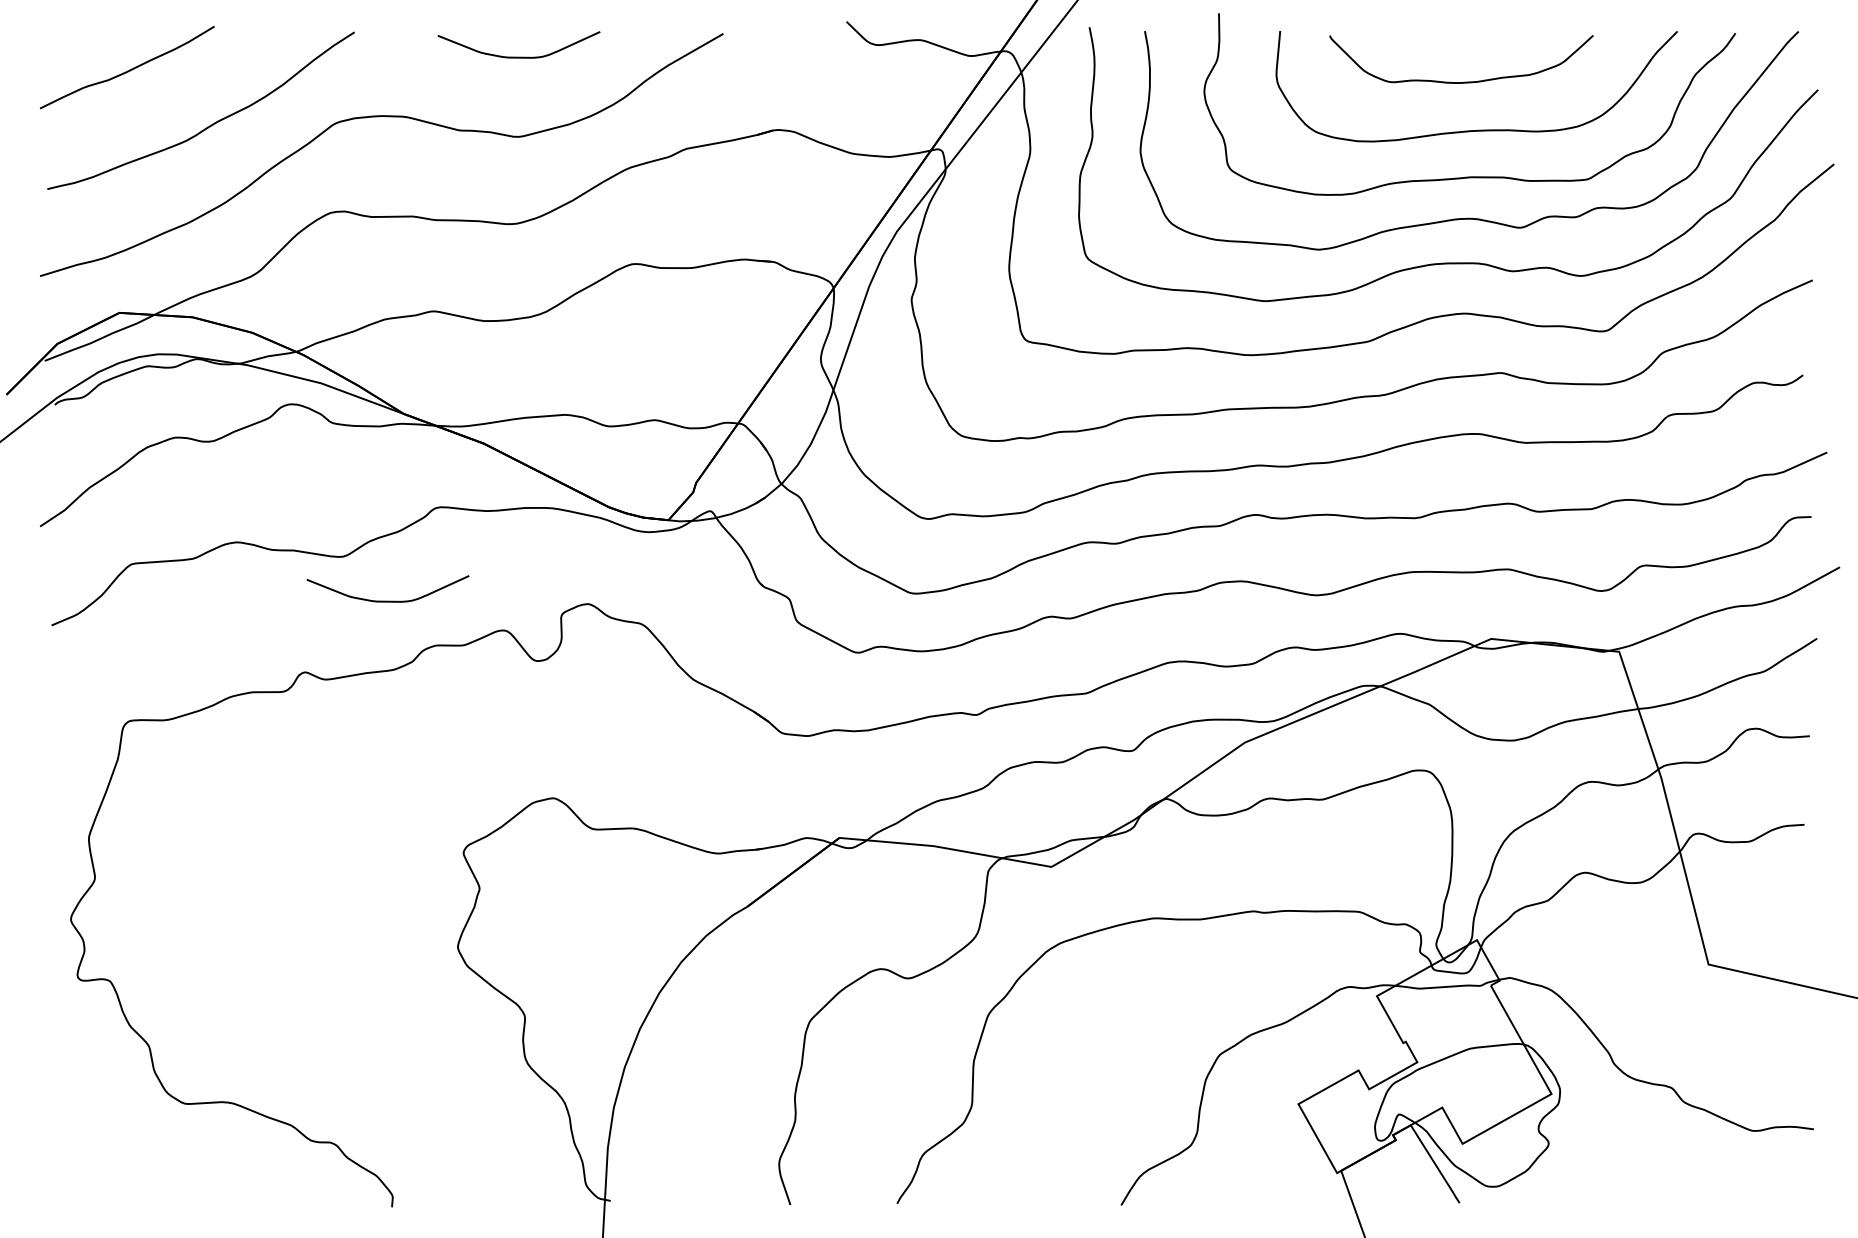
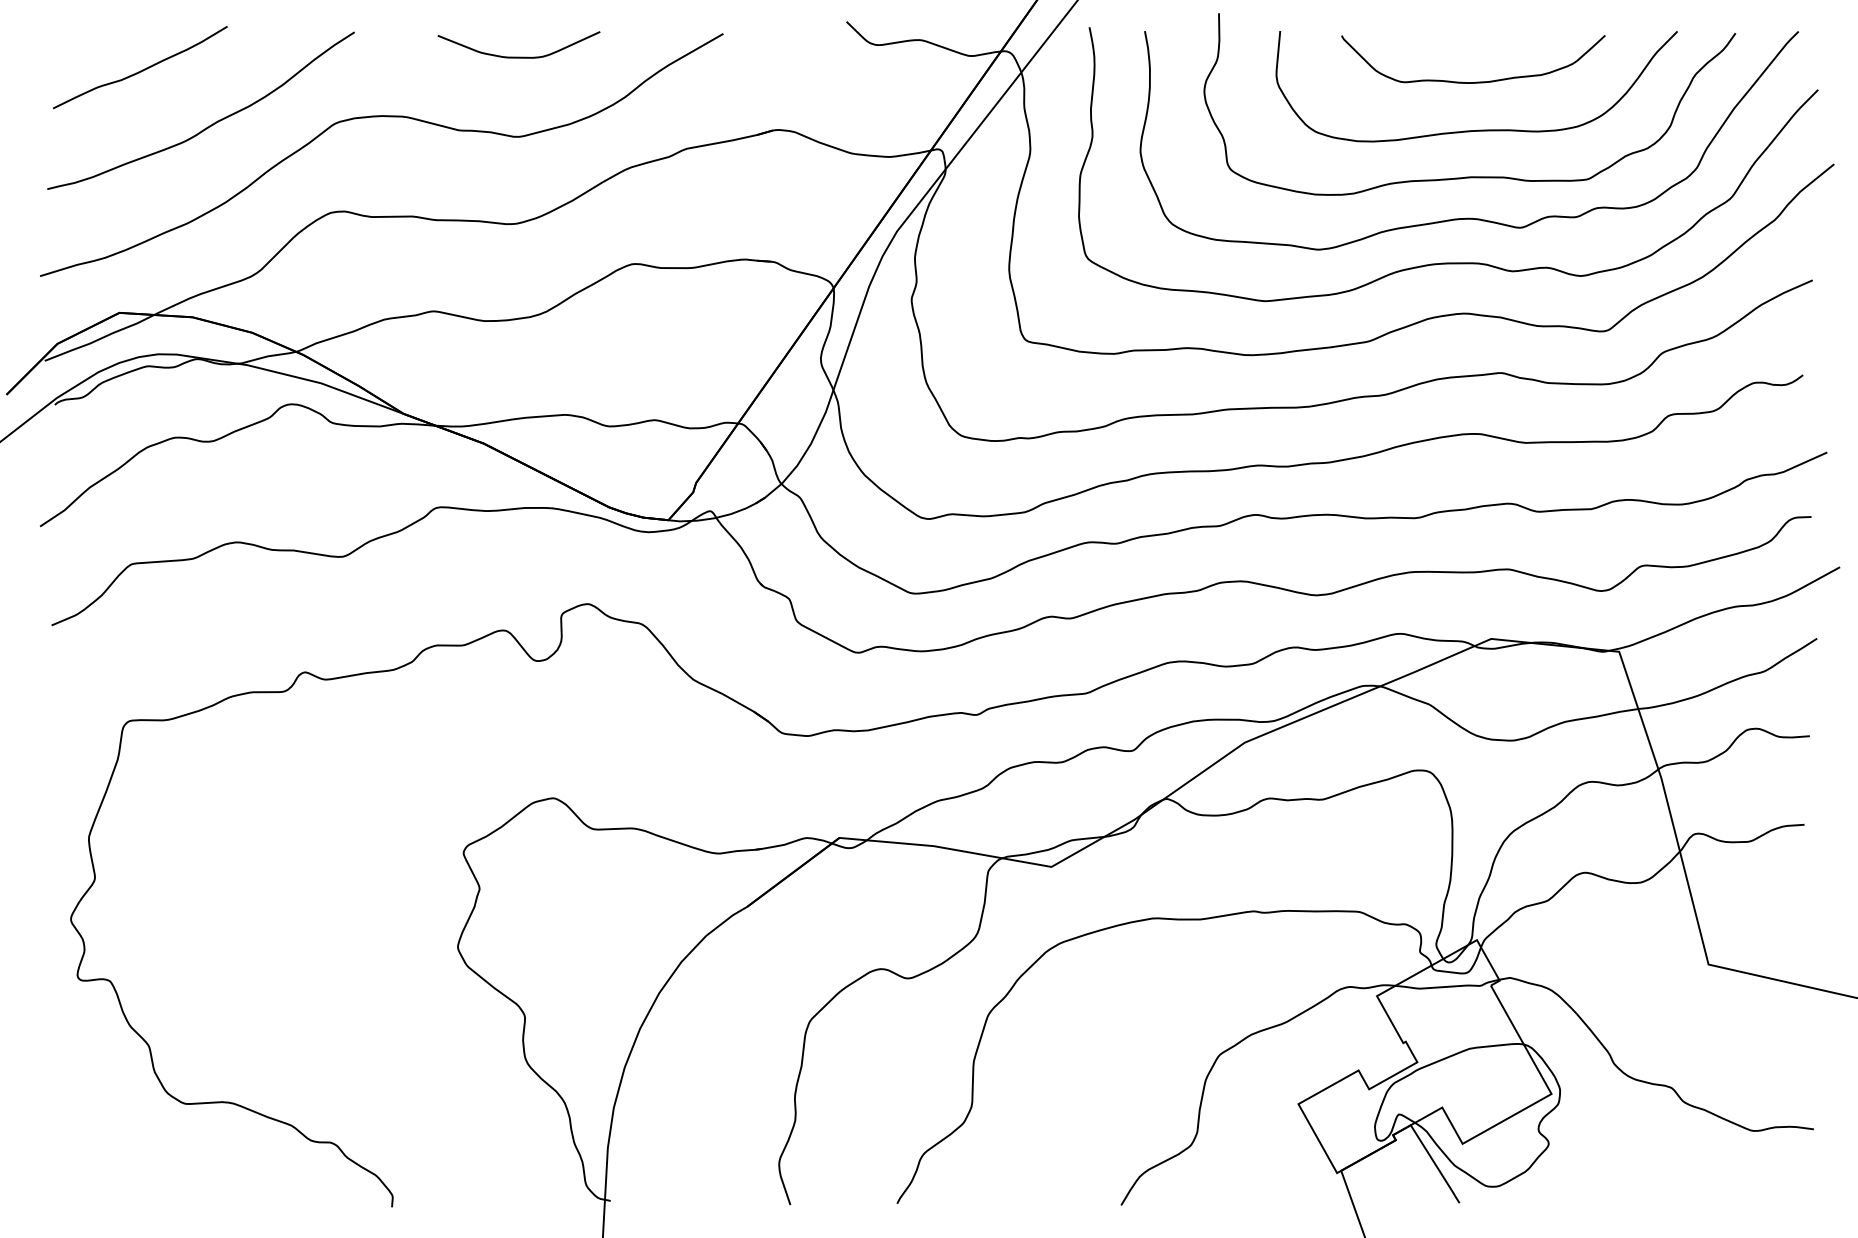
curve position: (129, 69) -> (142, 69) (142, 69)
curve position: (1463, 81) -> (1475, 81) (1475, 81)
curve: present -> none (387, 600)
